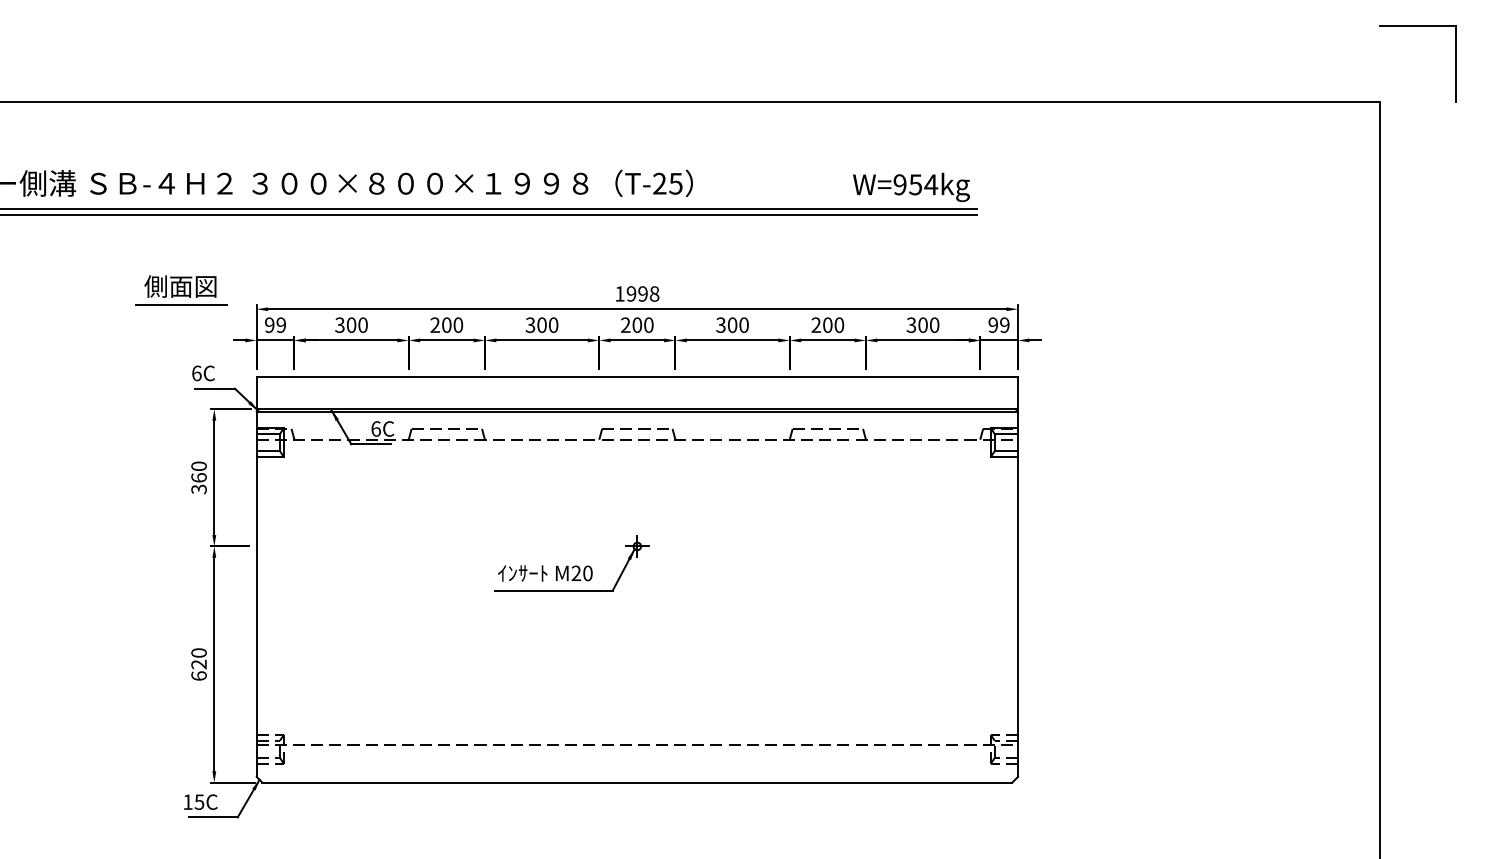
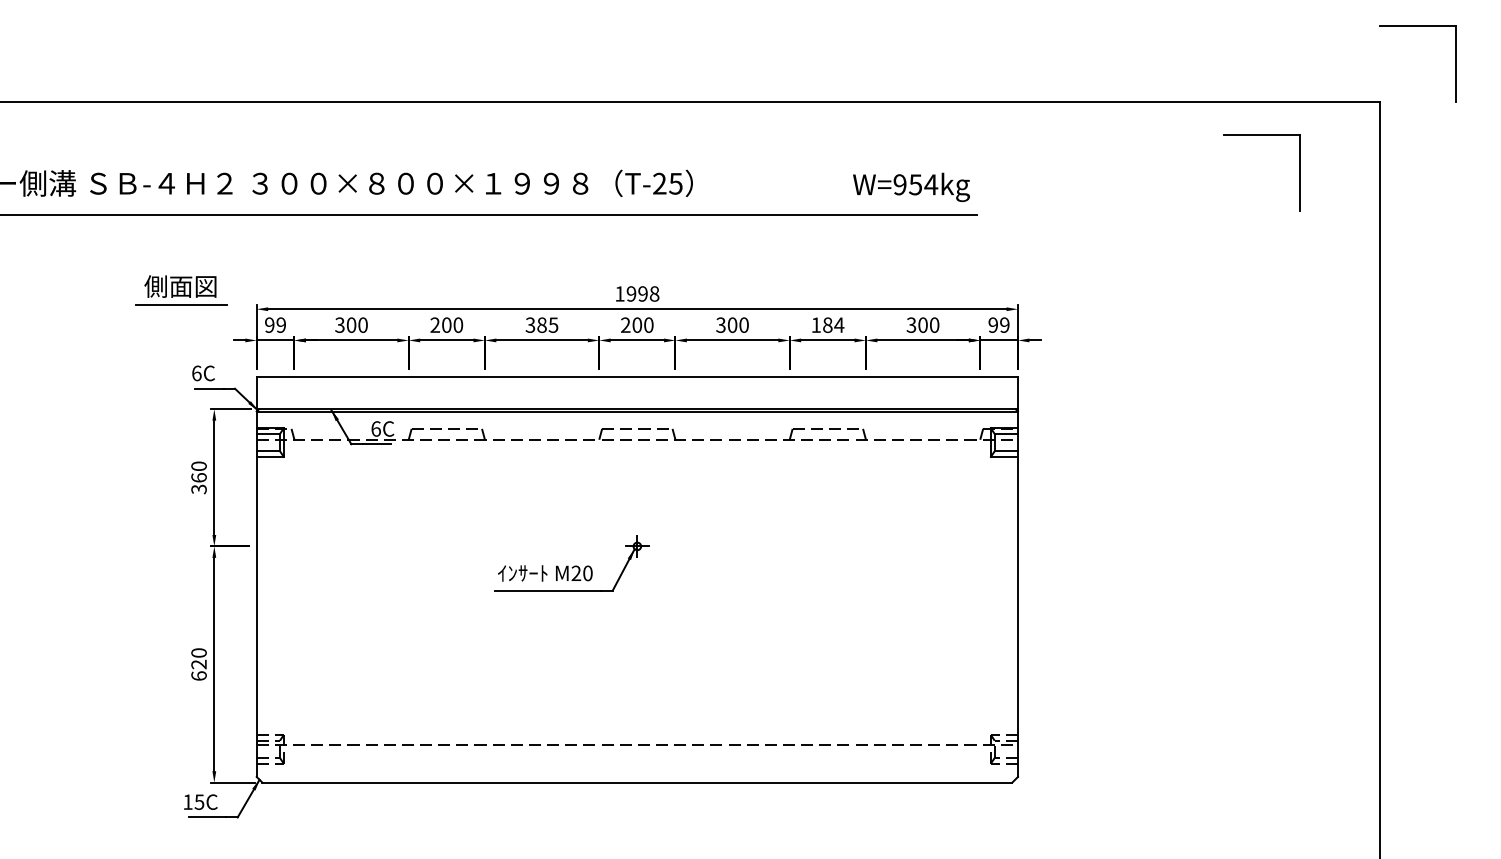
part: none -> present (1261, 135)
line: present -> none (489, 208)
text: 300 -> 385 (547, 324)
text: 200 -> 184 (827, 324)
